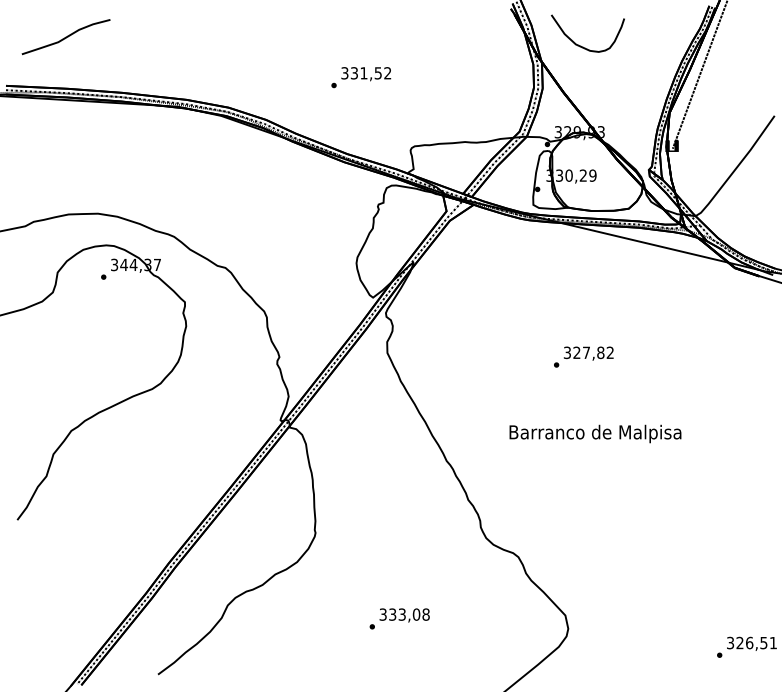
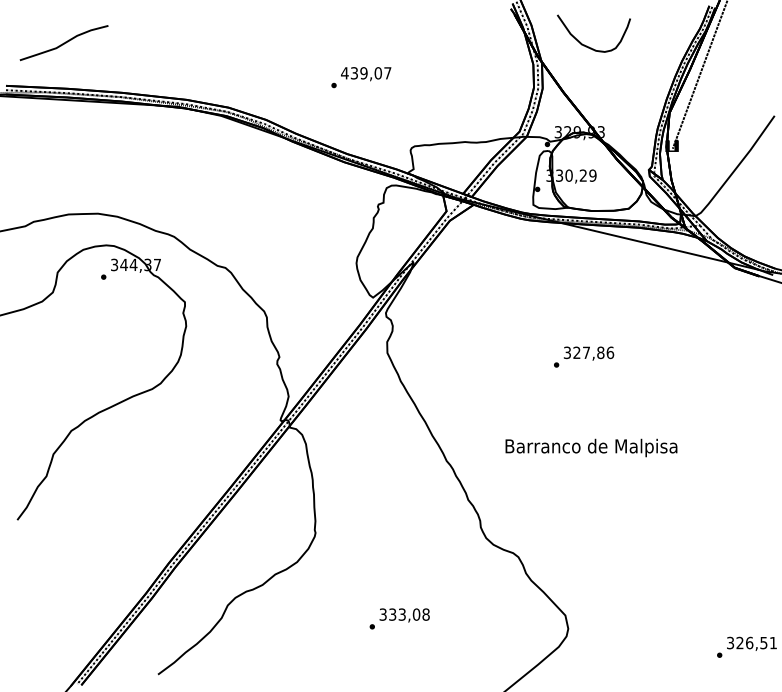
curve position: (65, 37) -> (63, 43) (63, 43)
curve position: (583, 46) -> (589, 46) (589, 46)
text: 331,52 -> 439,07 (366, 73)
text: 327,82 -> 327,86 (610, 352)
text position: (595, 433) -> (591, 447) (591, 447)
